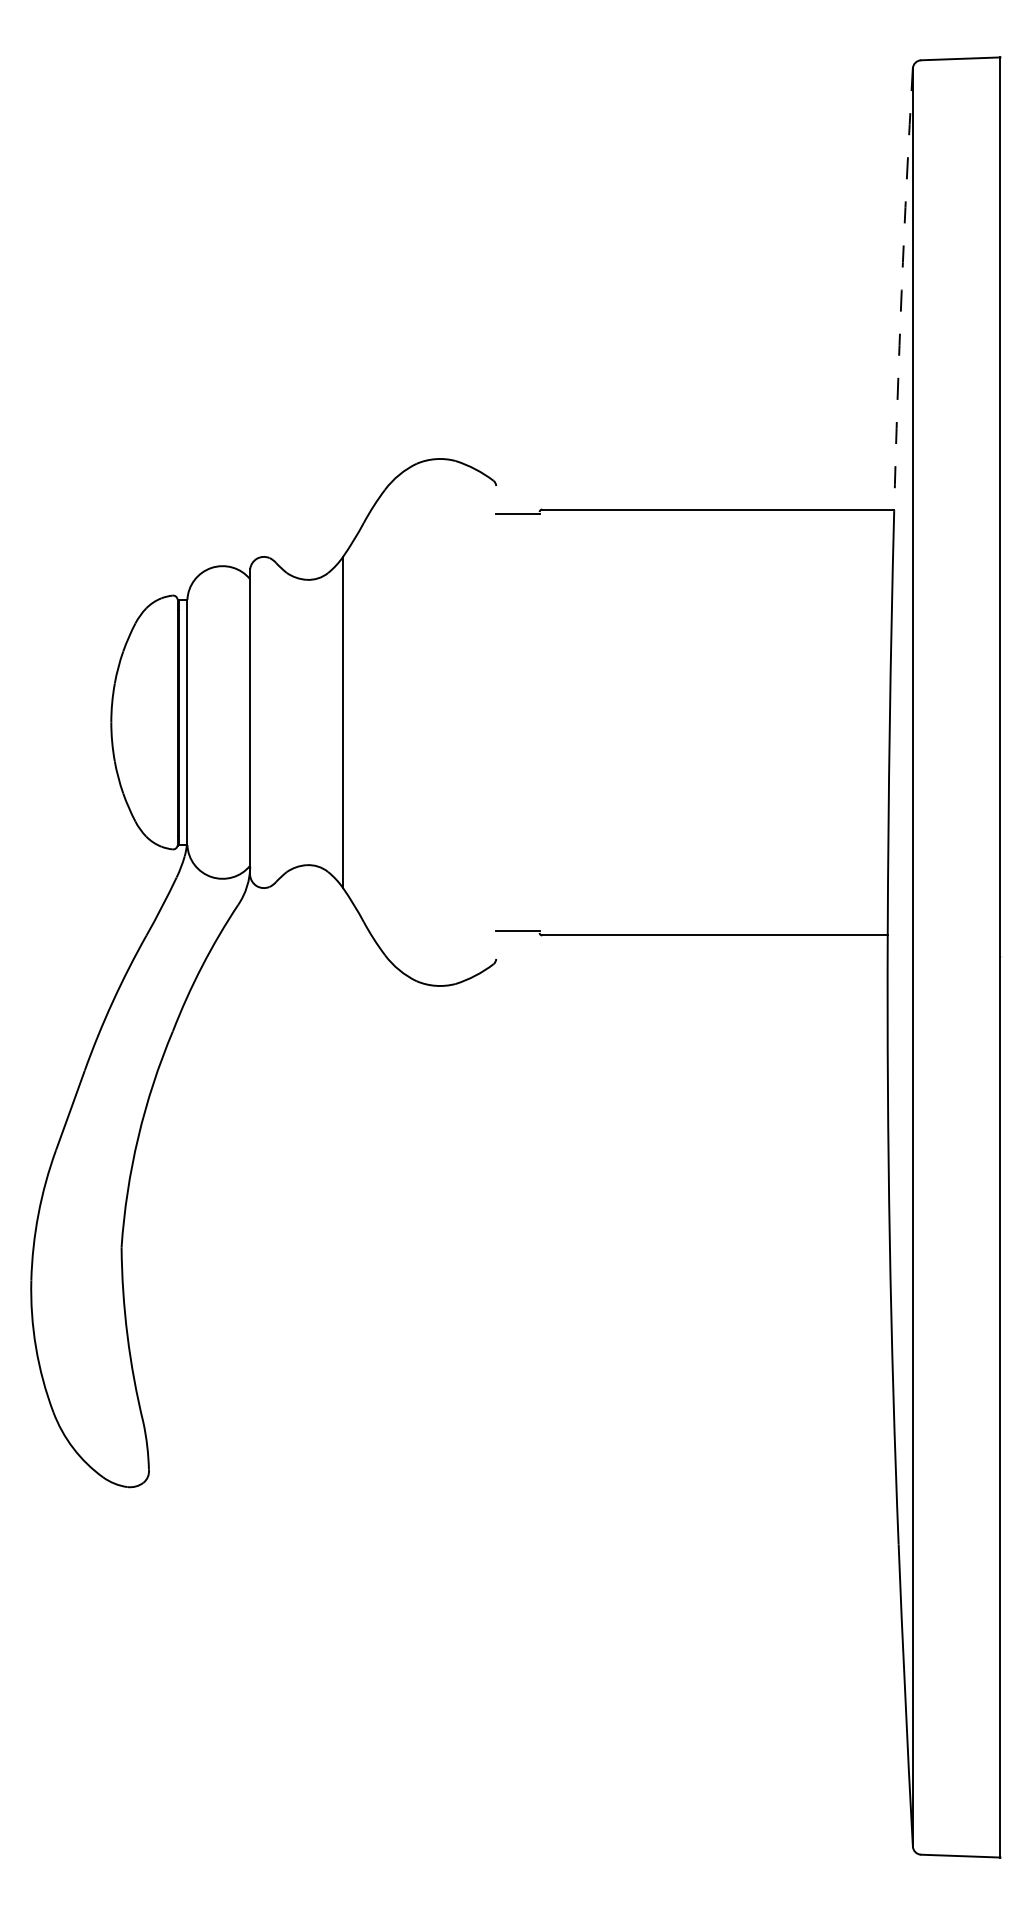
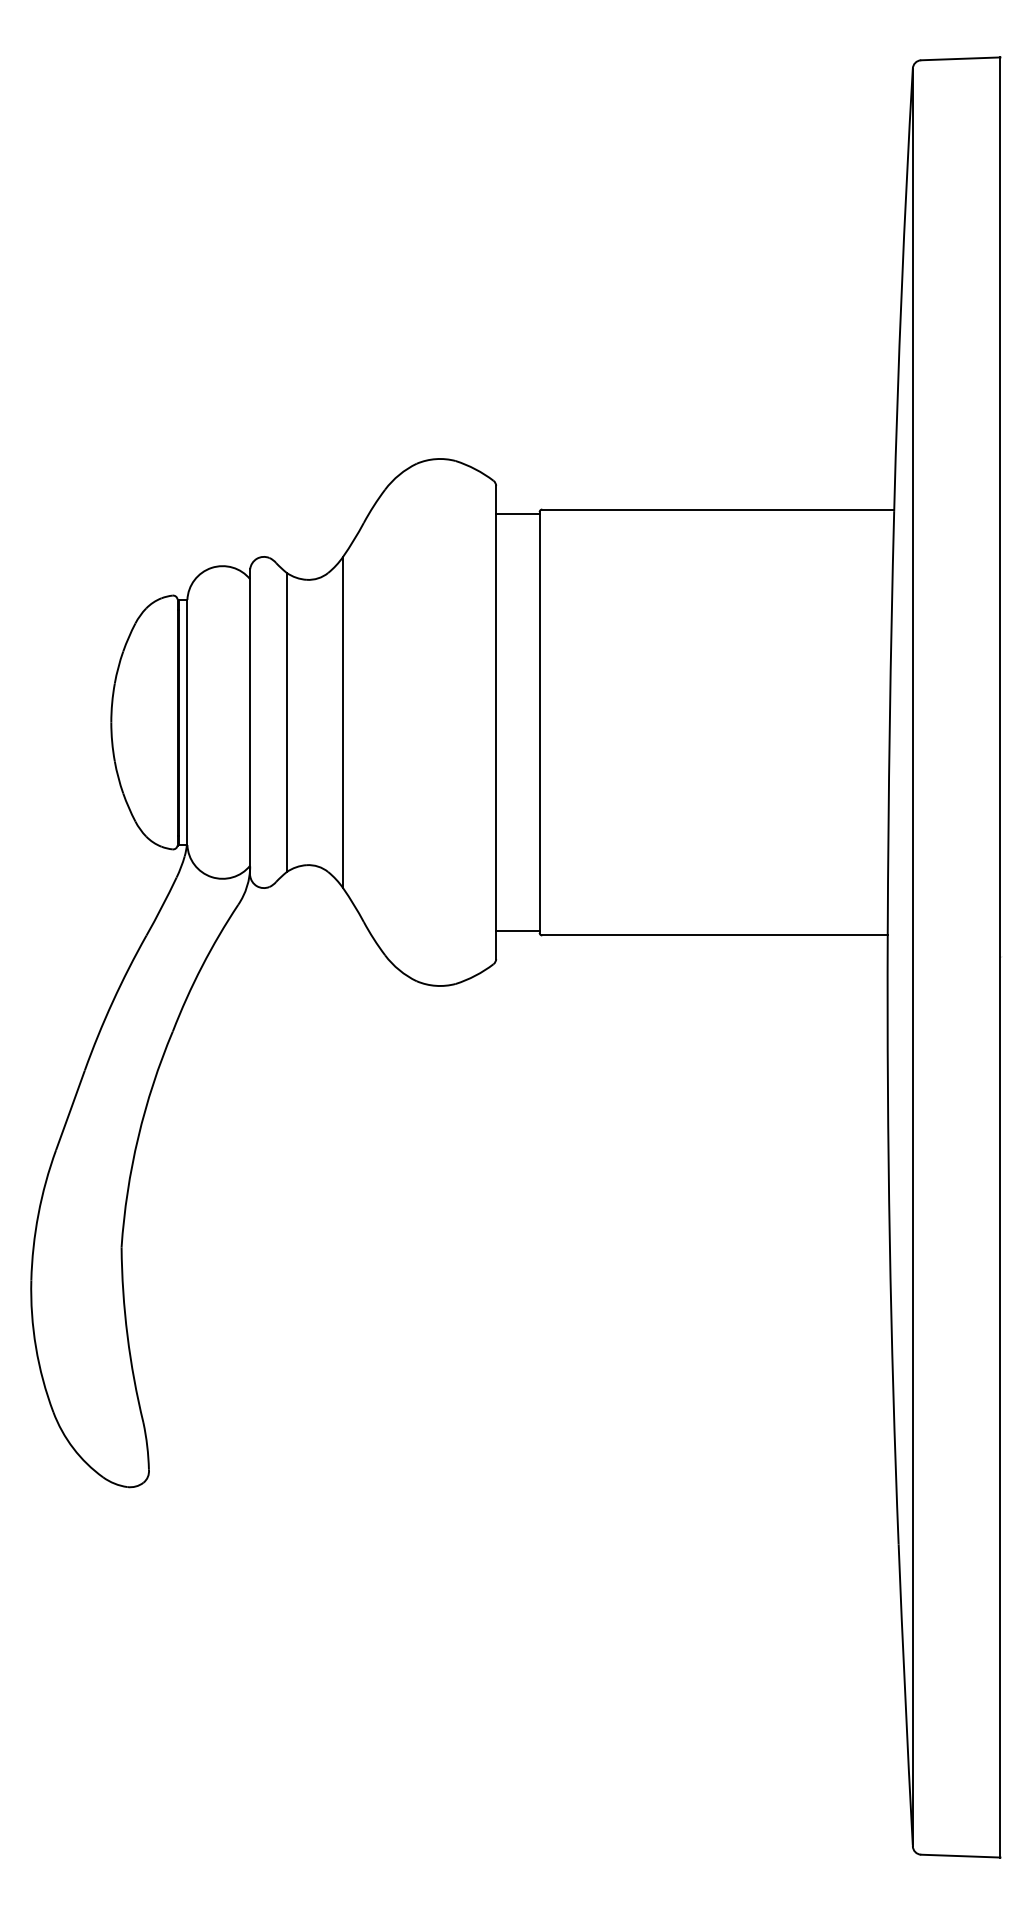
arc: dashed -> solid (901, 290)
line: none -> present (286, 722)
line: none -> present (496, 722)
line: none -> present (539, 722)
